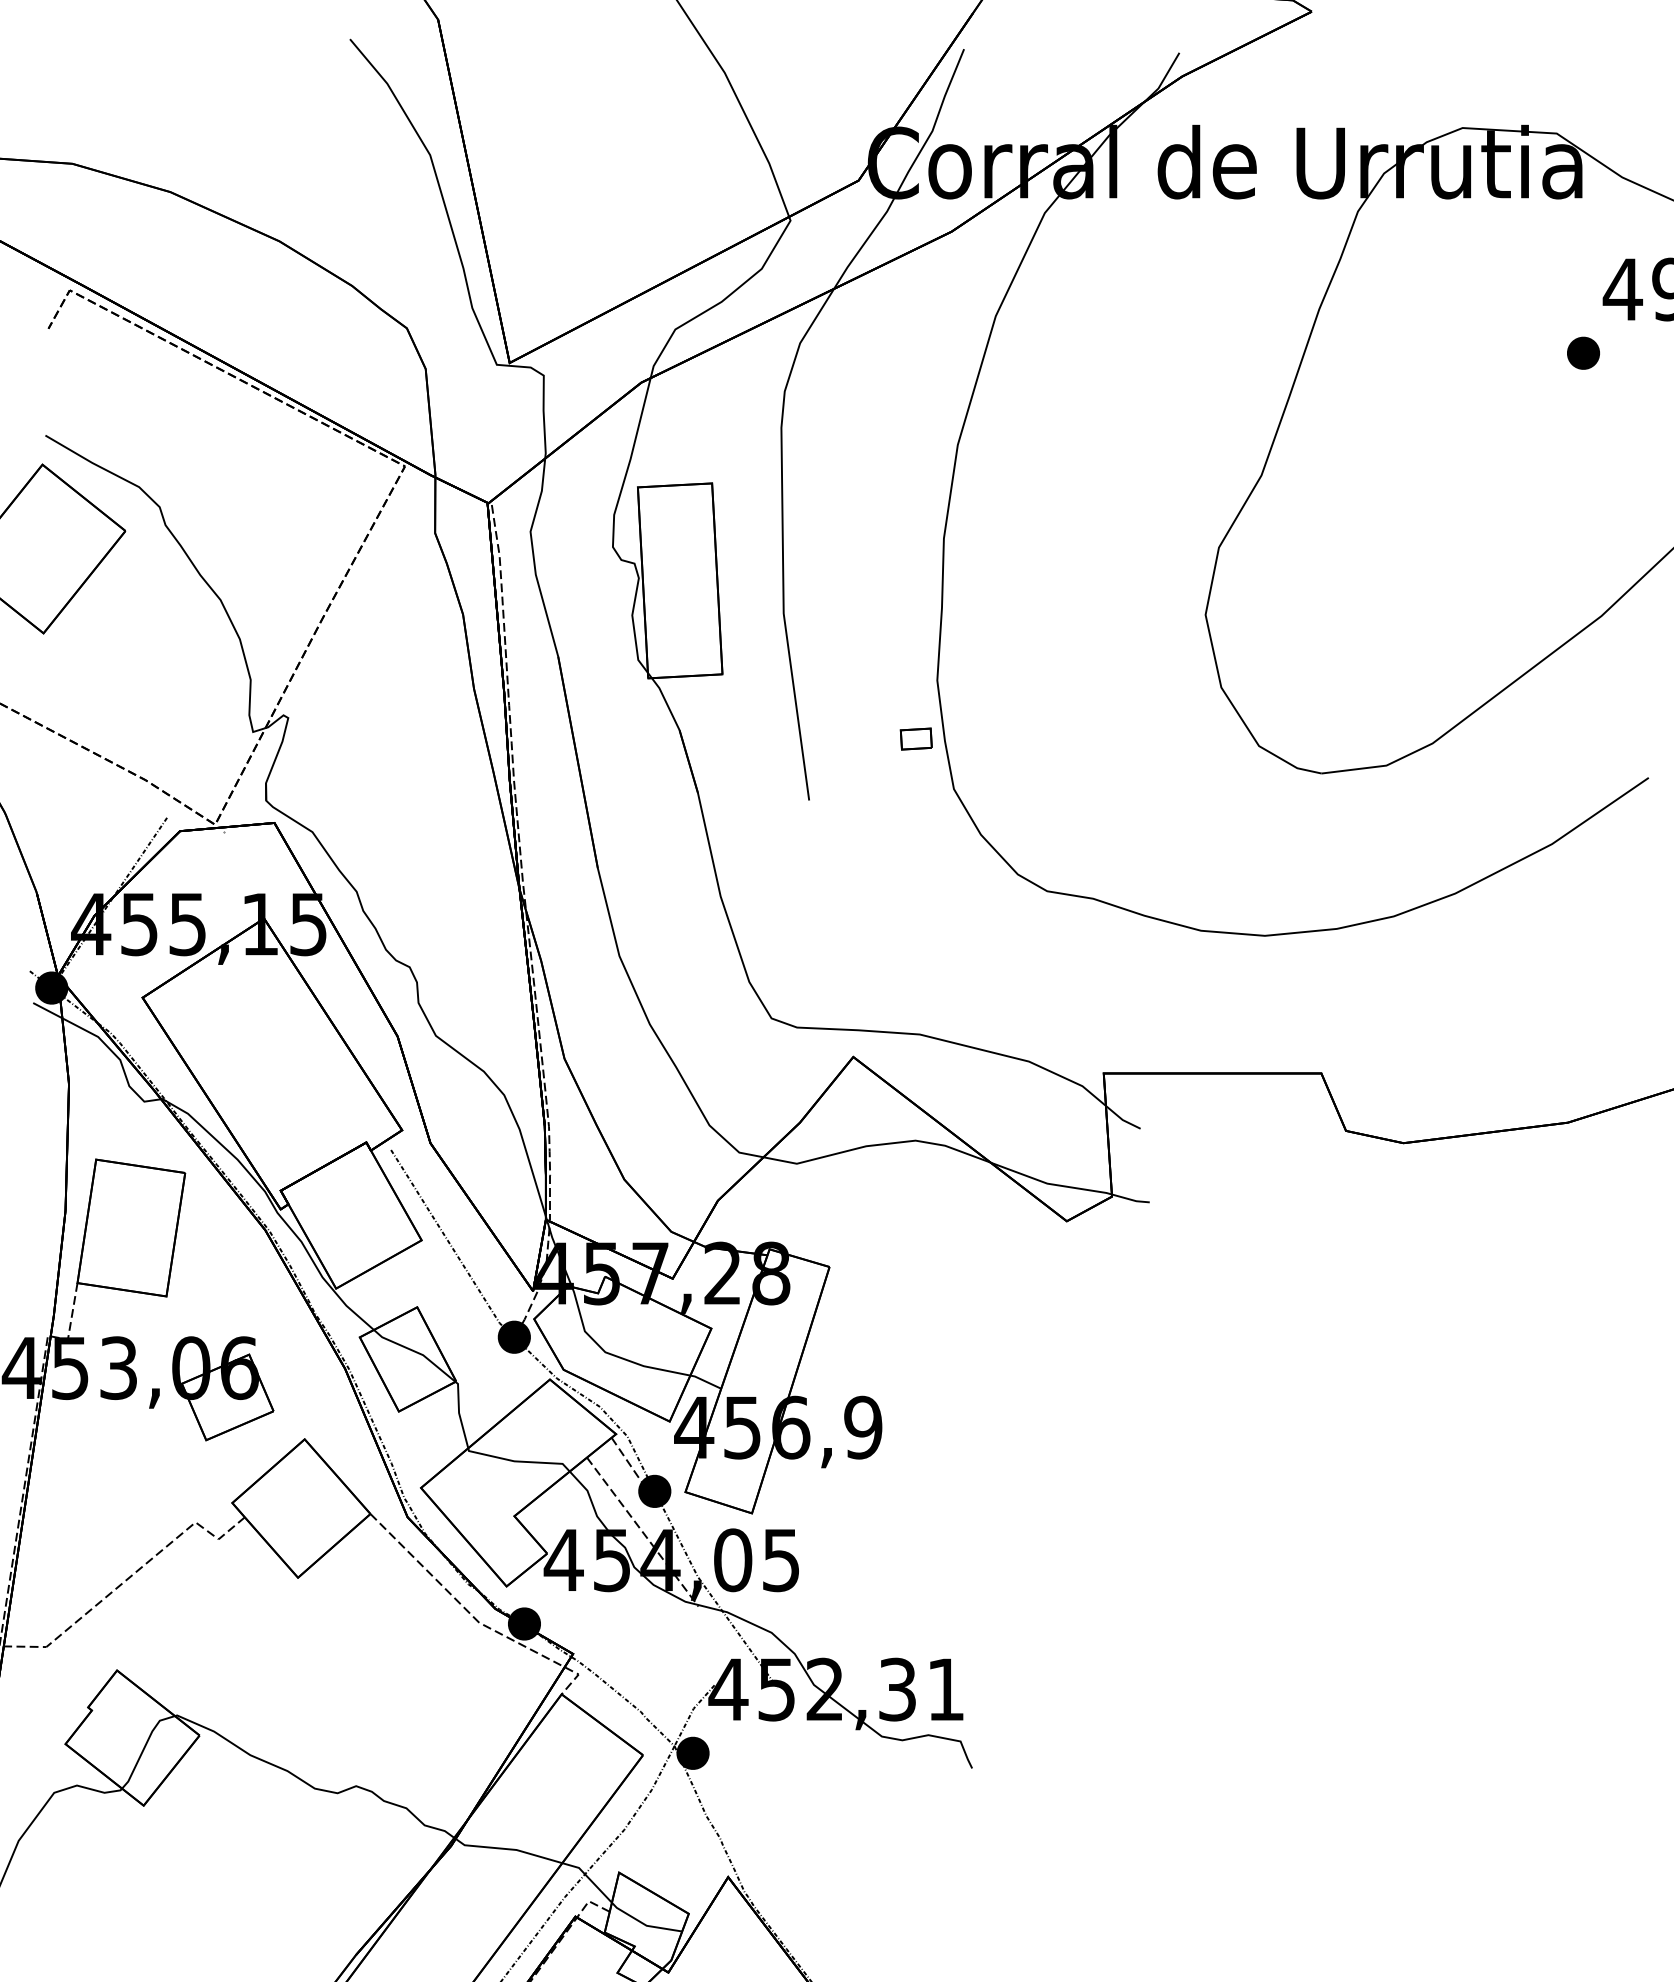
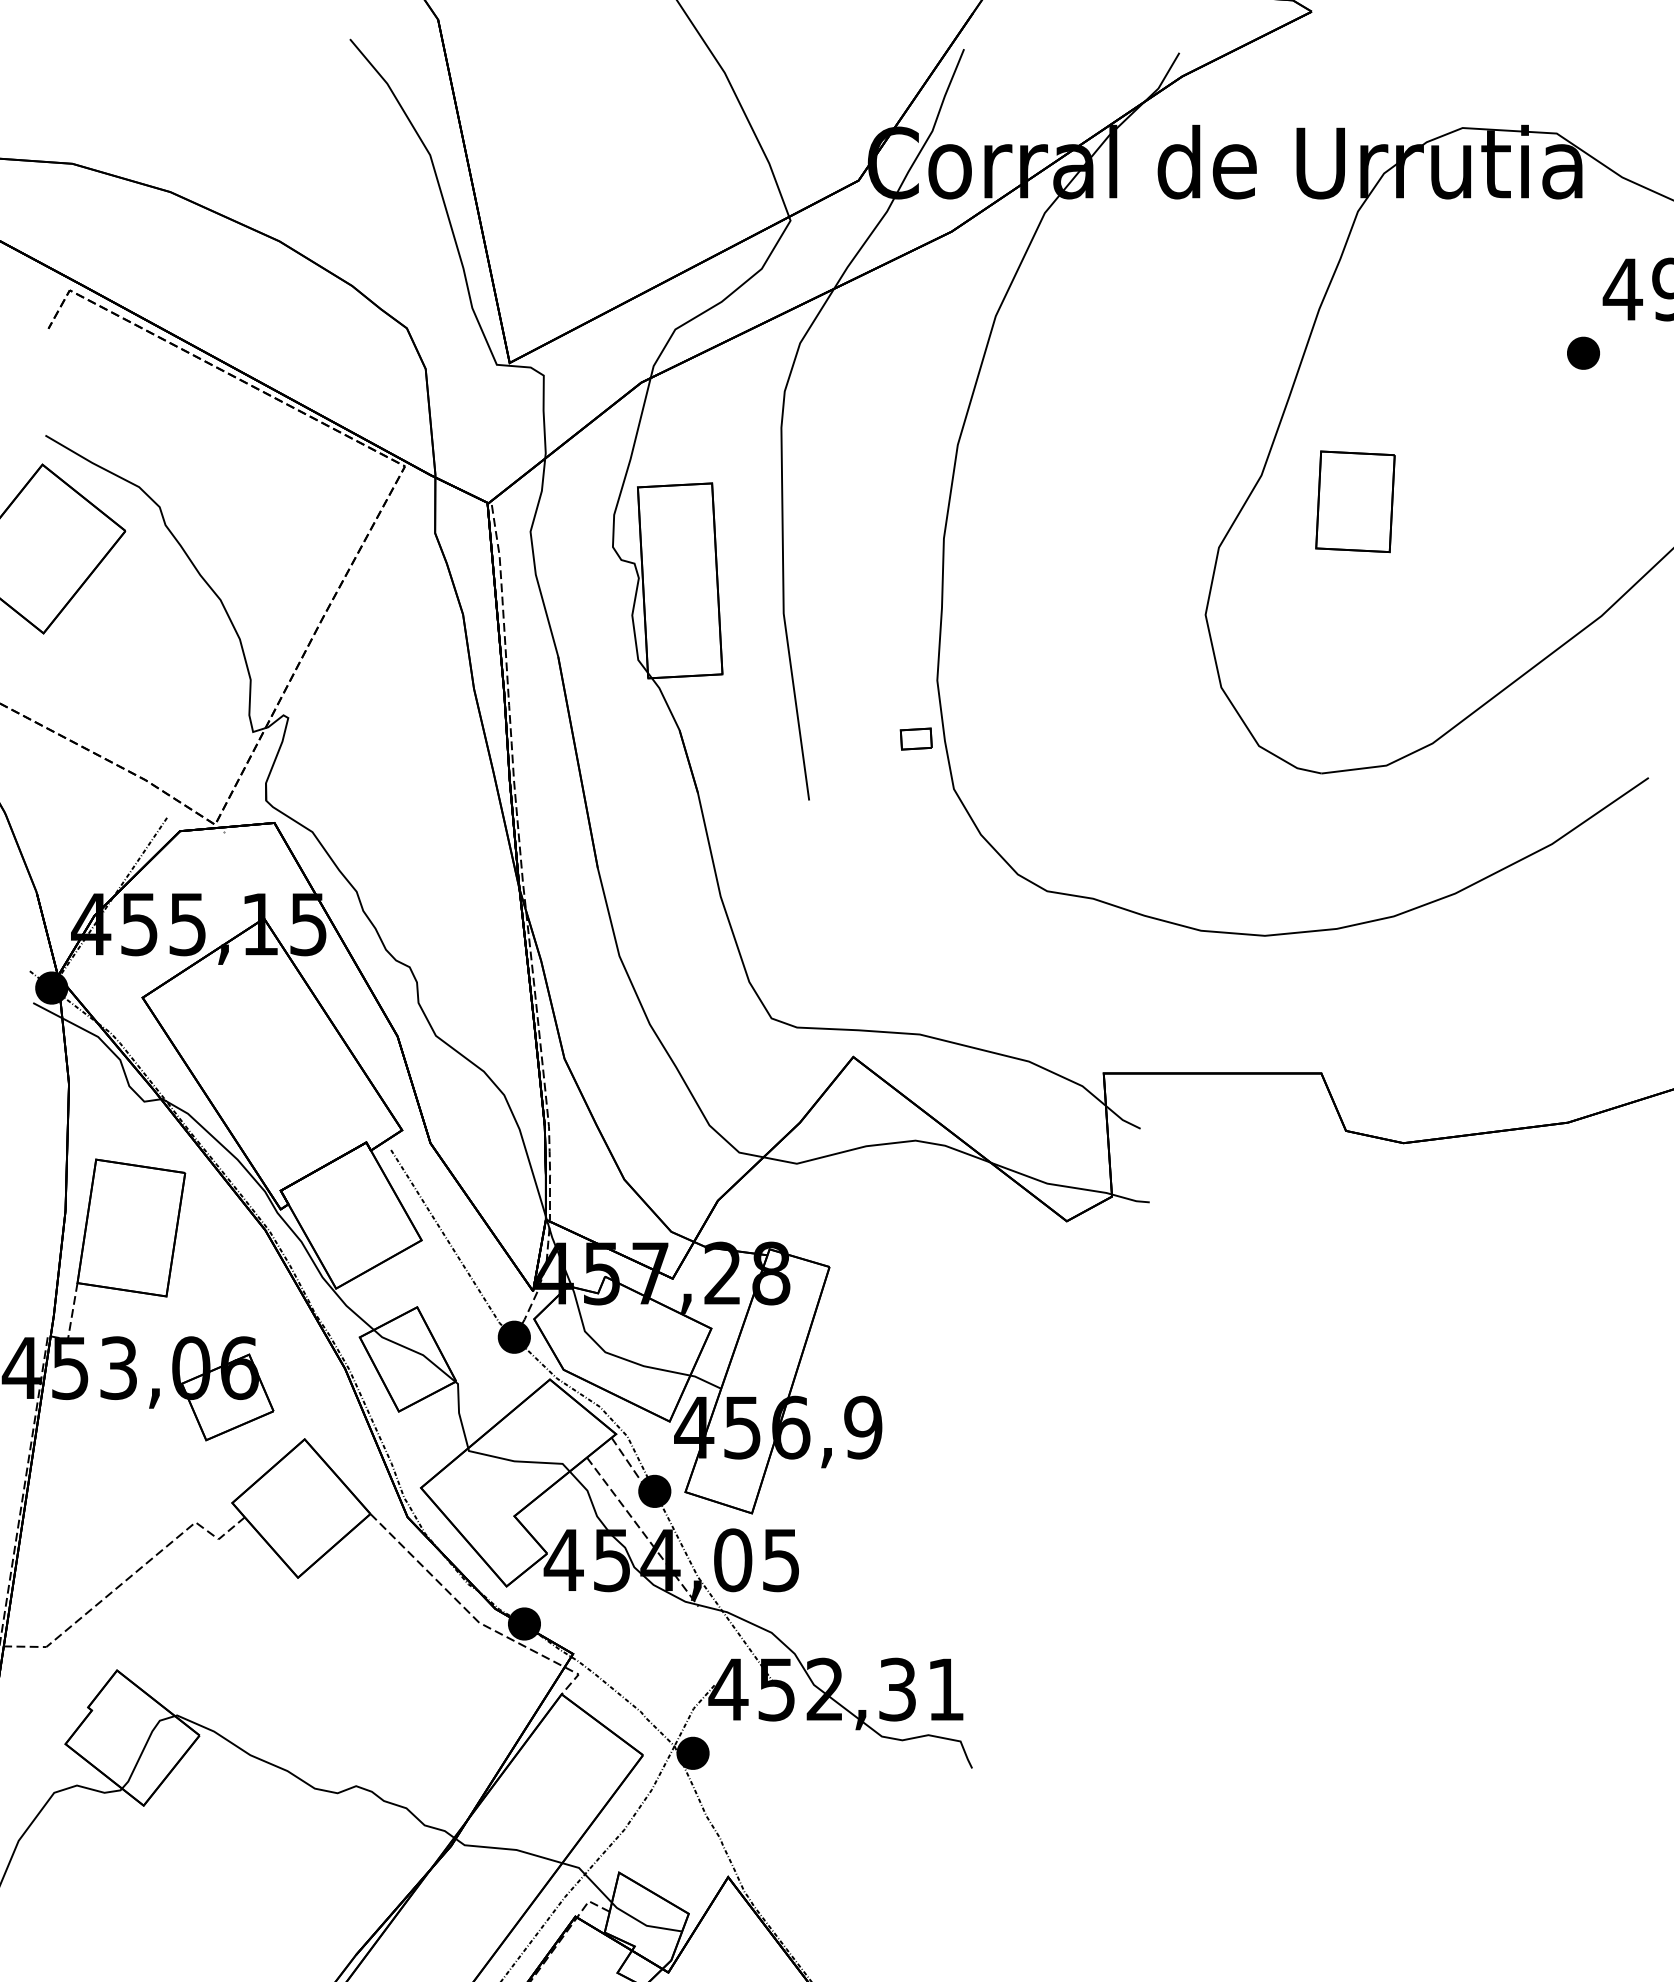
part: none -> present (1355, 501)
